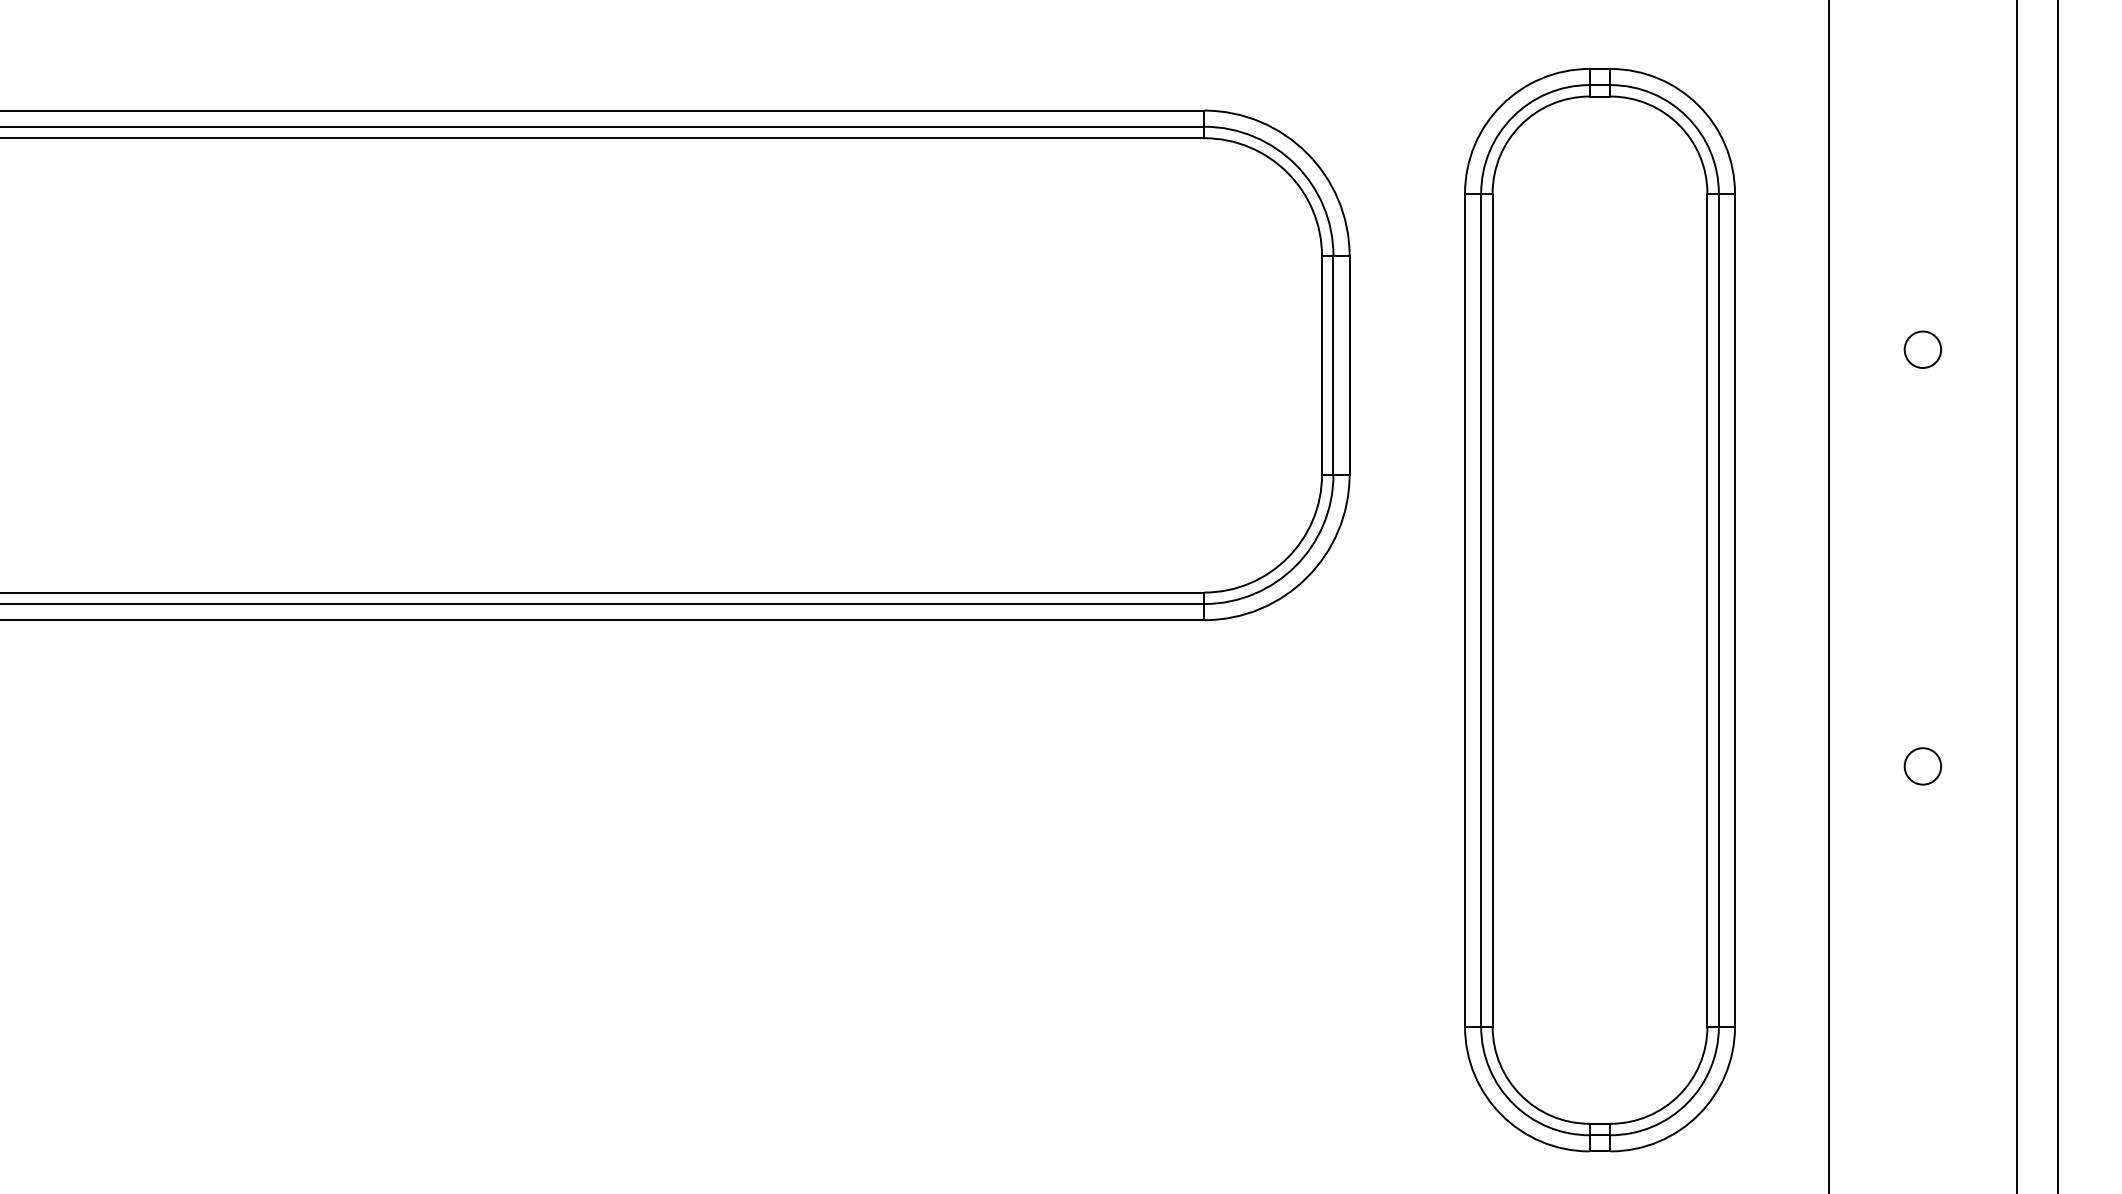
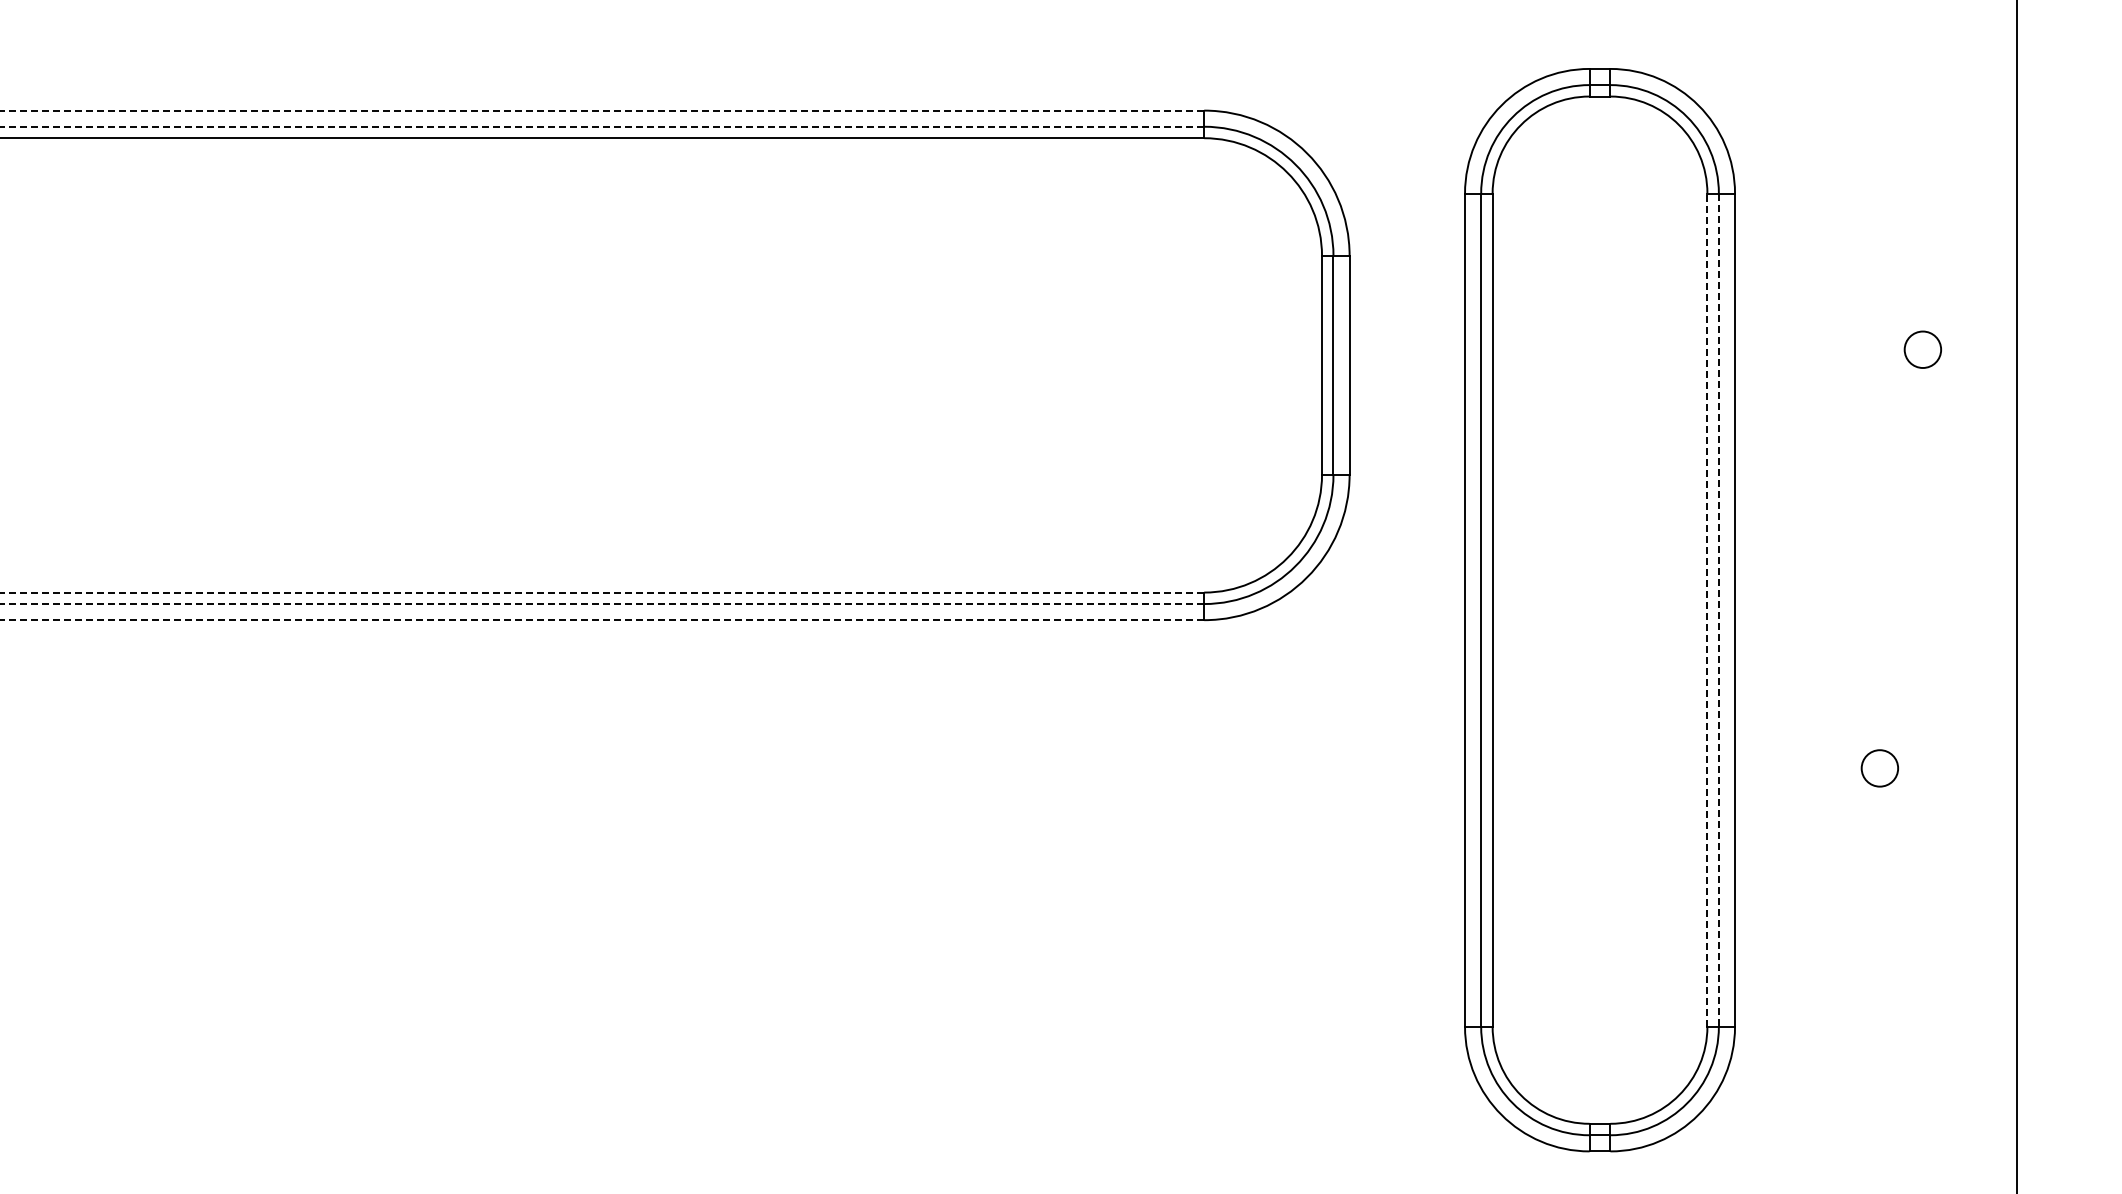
line: solid -> dashed (602, 110)
line: solid -> dashed (602, 126)
line: solid -> dashed (602, 592)
line: present -> none (1829, 596)
line: present -> none (2058, 596)
line: solid -> dashed (602, 604)
line: solid -> dashed (1707, 610)
line: solid -> dashed (1718, 610)
line: solid -> dashed (602, 620)
circle position: (1922, 766) -> (1879, 768) (1879, 768)
